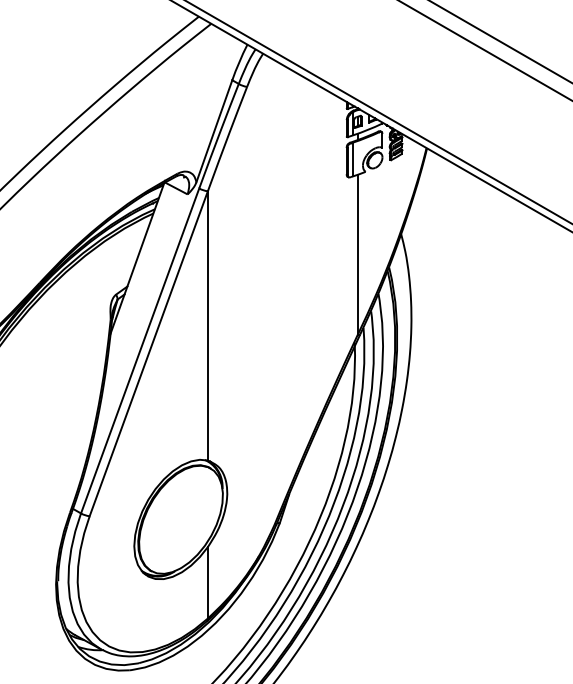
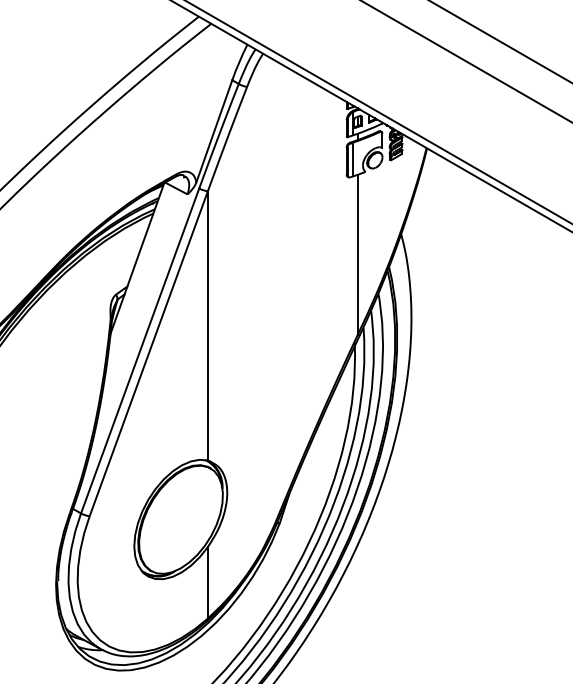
line position: (485, 50) -> (466, 61) (466, 61)
